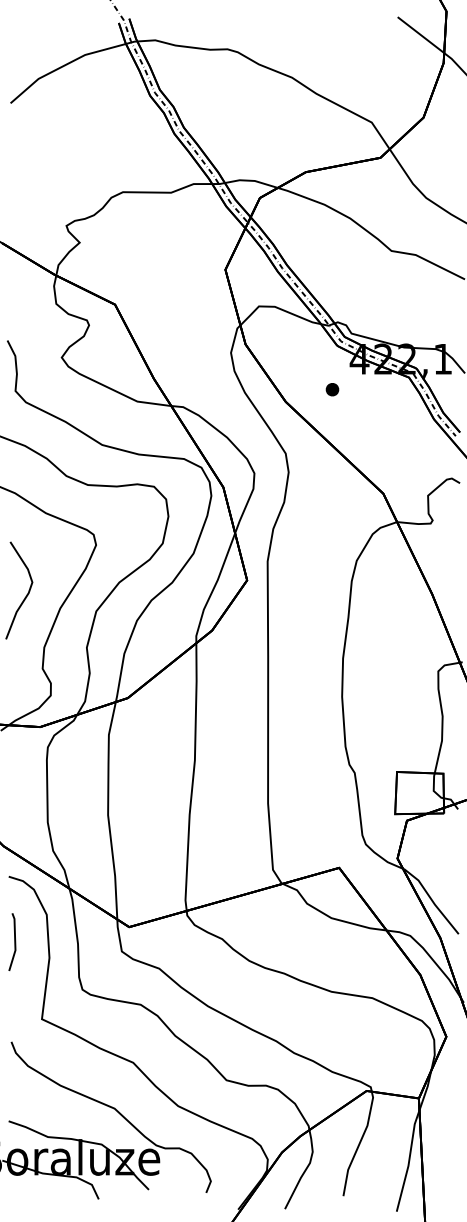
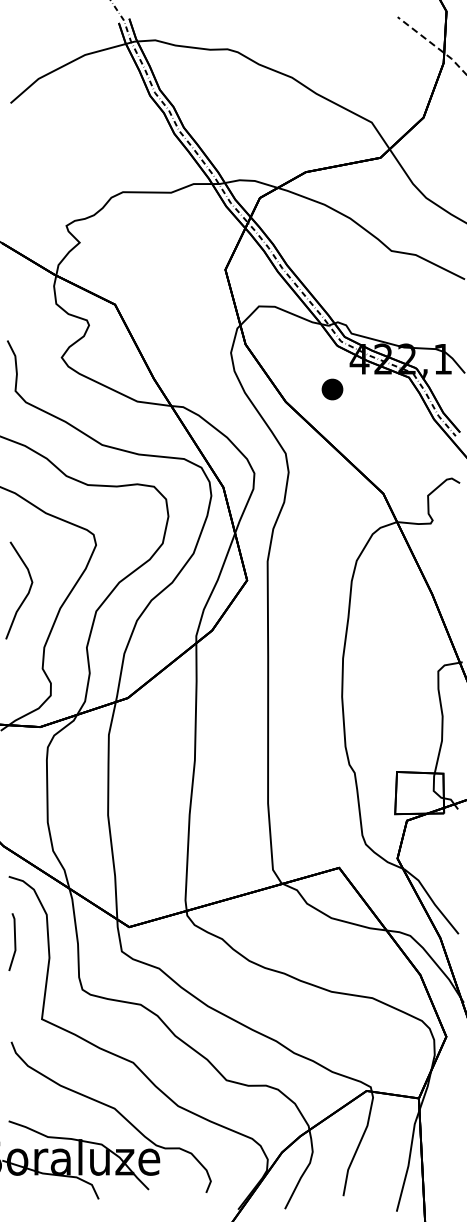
line: solid -> dashed (433, 44)
part size: 15x14 px -> 23x23 px (332, 389)
